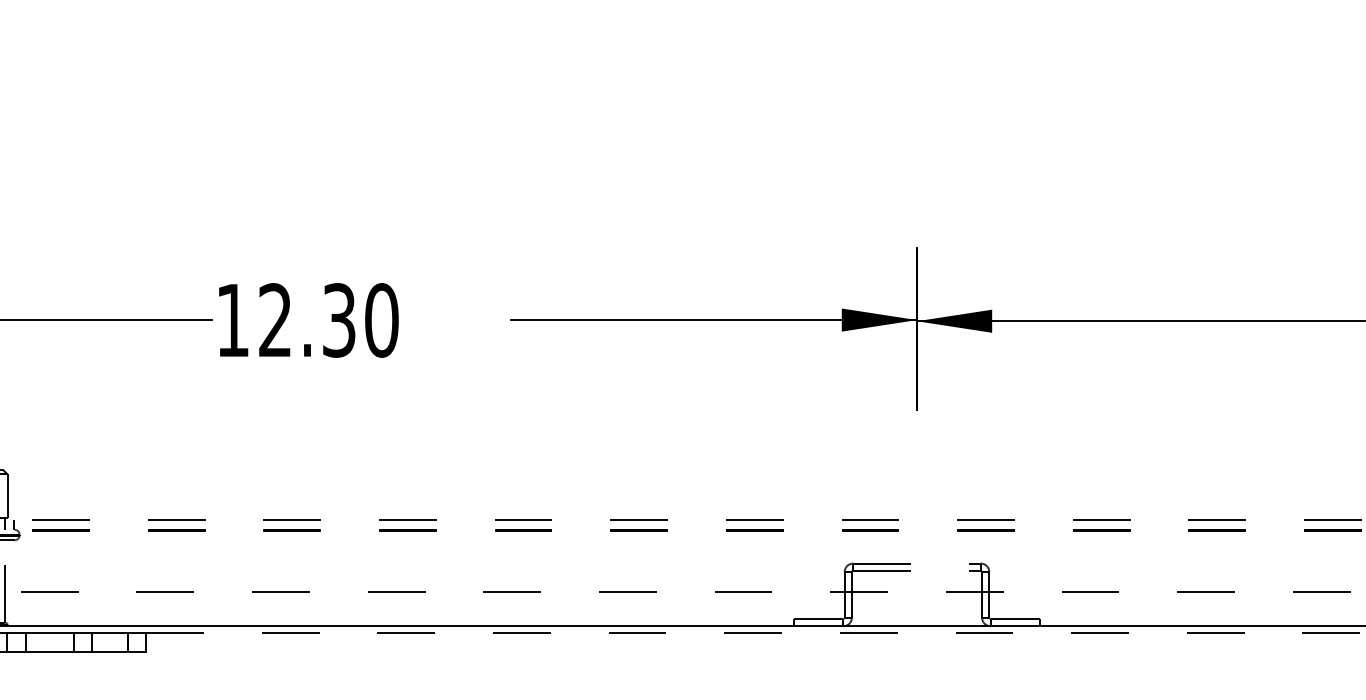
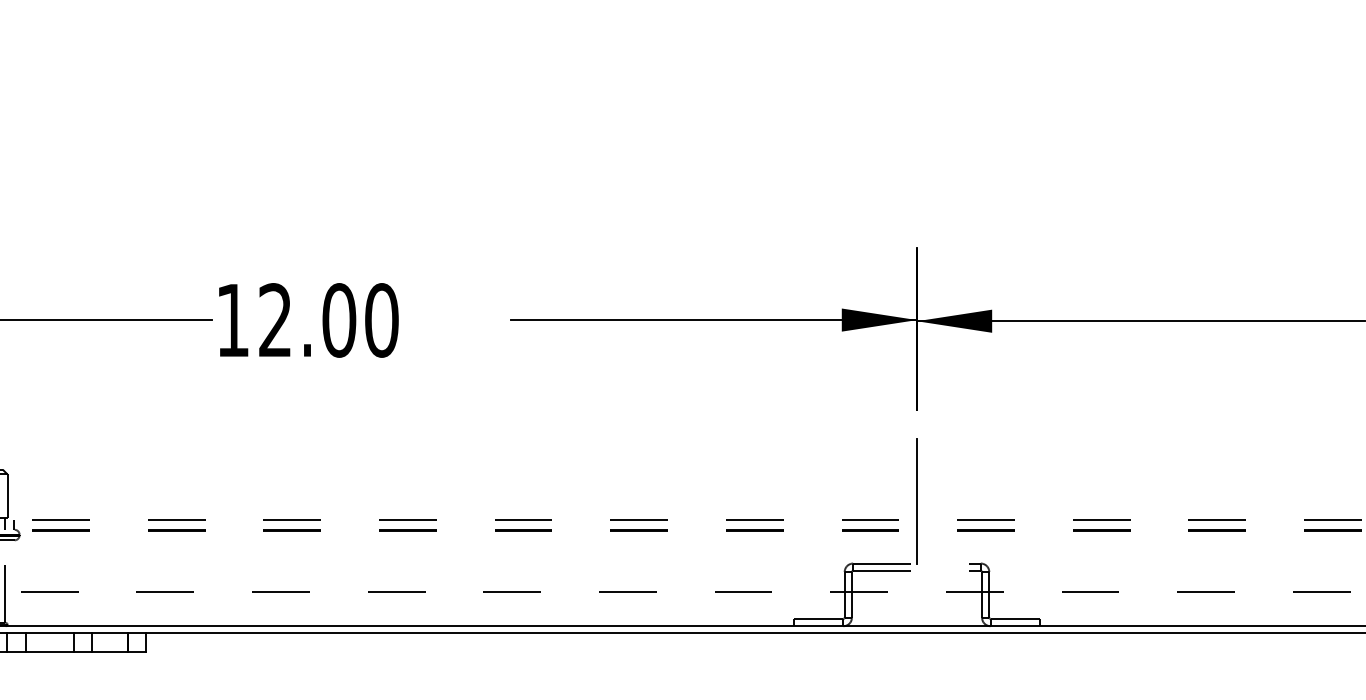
text: 12.30 -> 12.00 (339, 320)
line: none -> present (917, 501)
line: dashed -> solid (755, 633)
